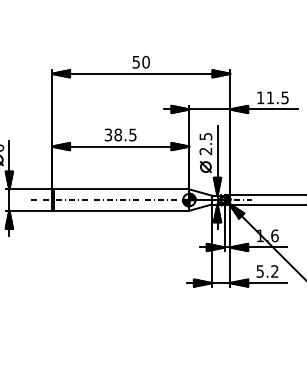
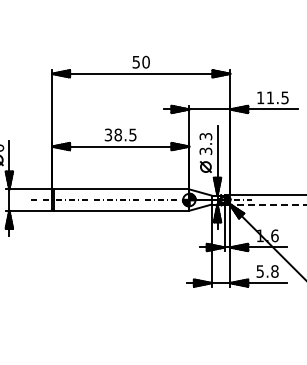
text: 2.5 -> 3.3 (205, 143)
line: solid -> dashed (266, 204)
text: 5.2 -> 5.8 (274, 271)
